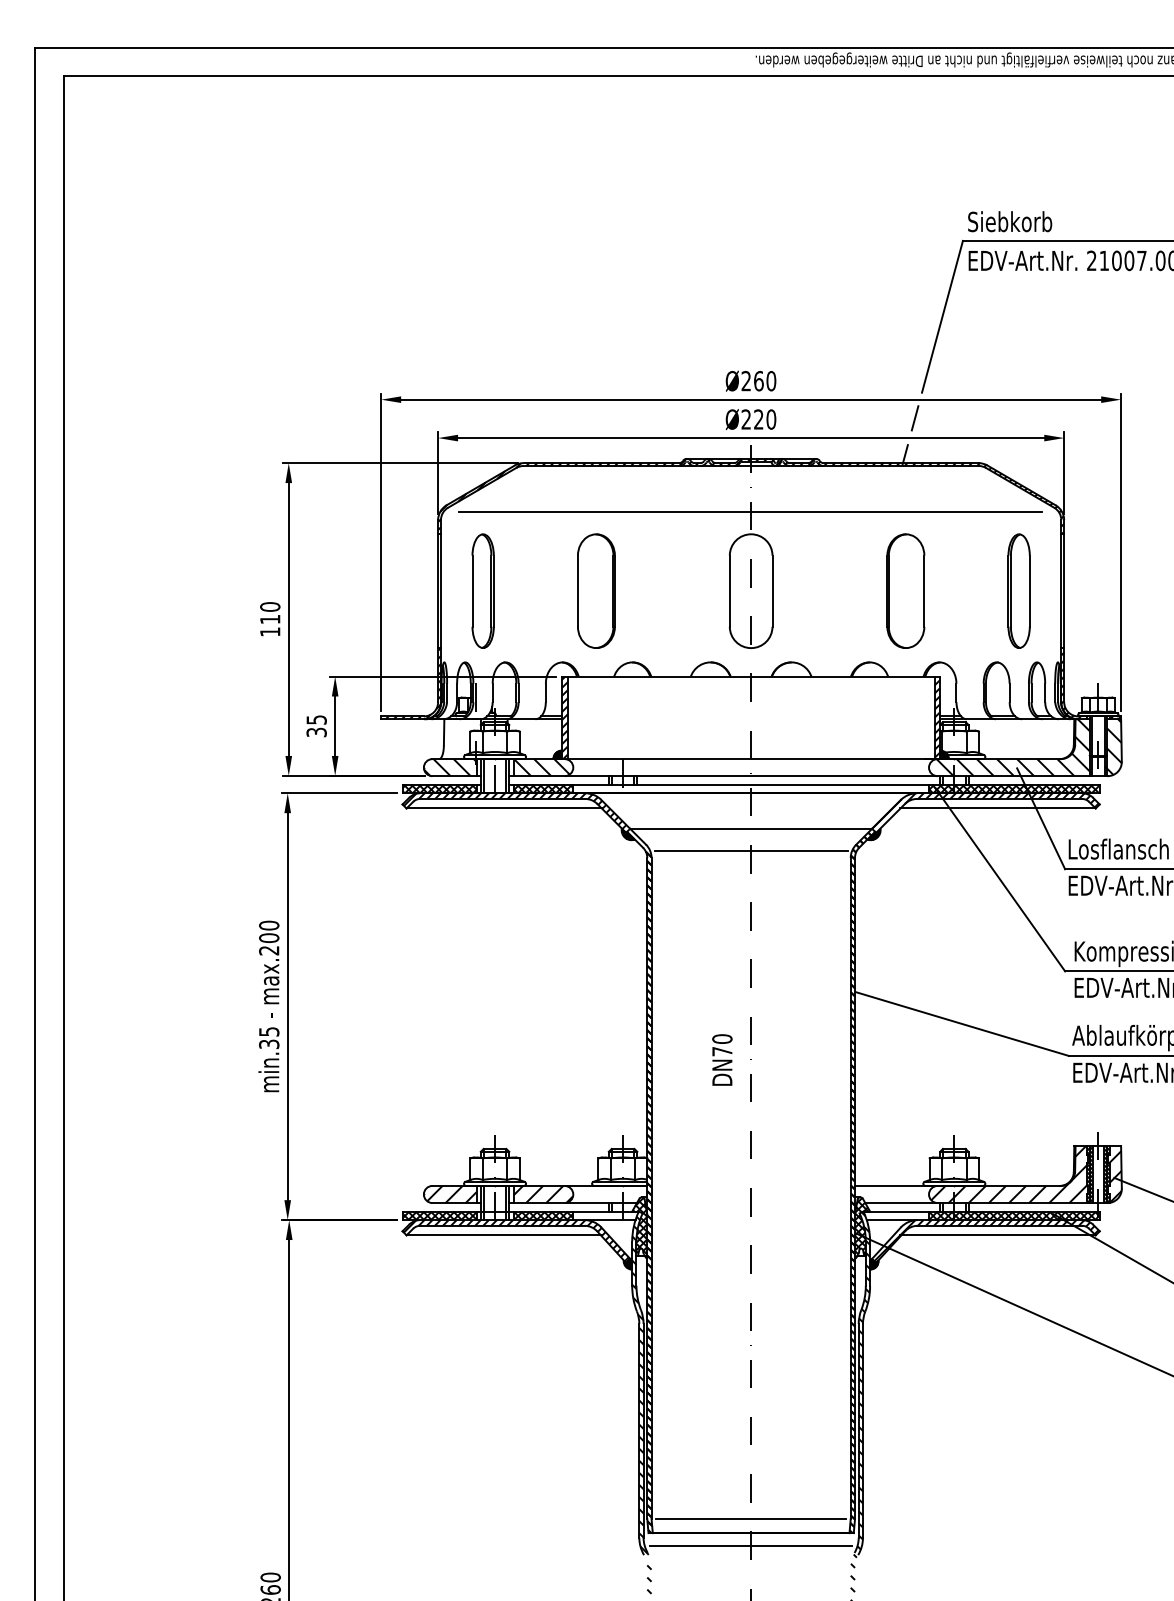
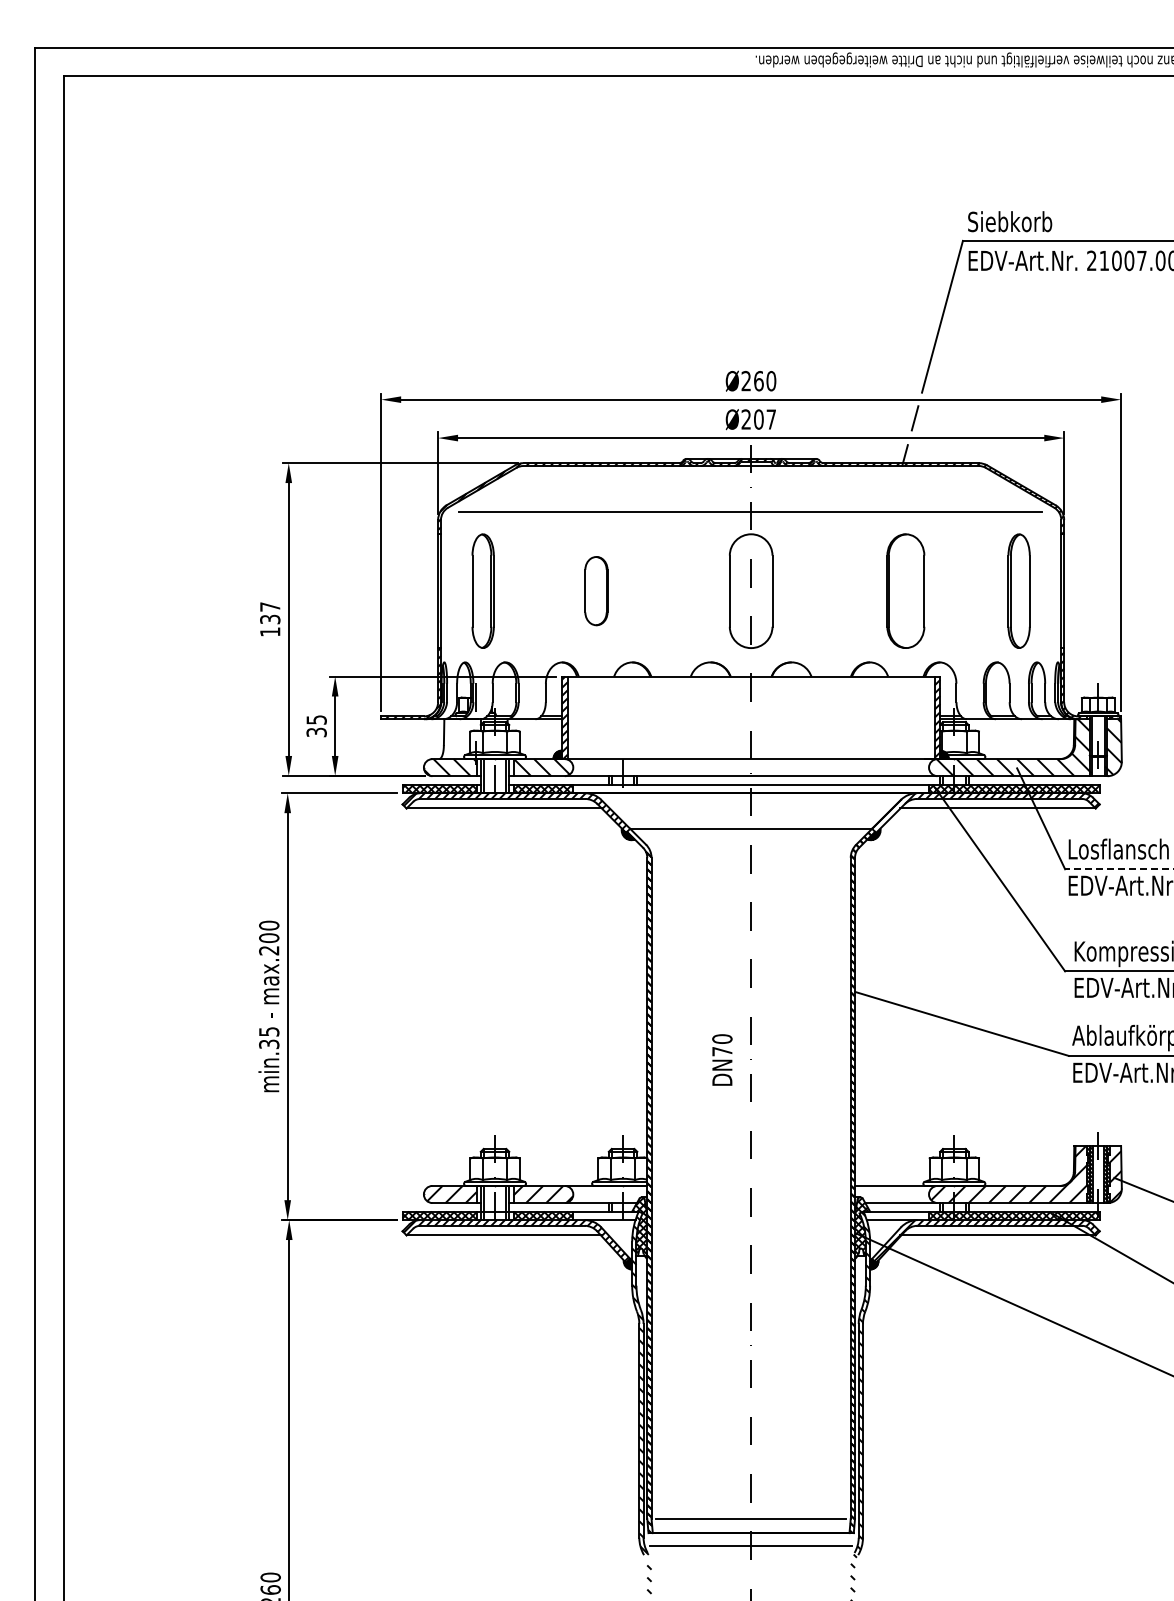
text: Ø220 -> Ø207 (765, 419)
part size: 39x116 px -> 25x71 px (596, 591)
text: 110 -> 137 (270, 613)
line: present -> none (750, 850)
line: solid -> dashed (1119, 869)
